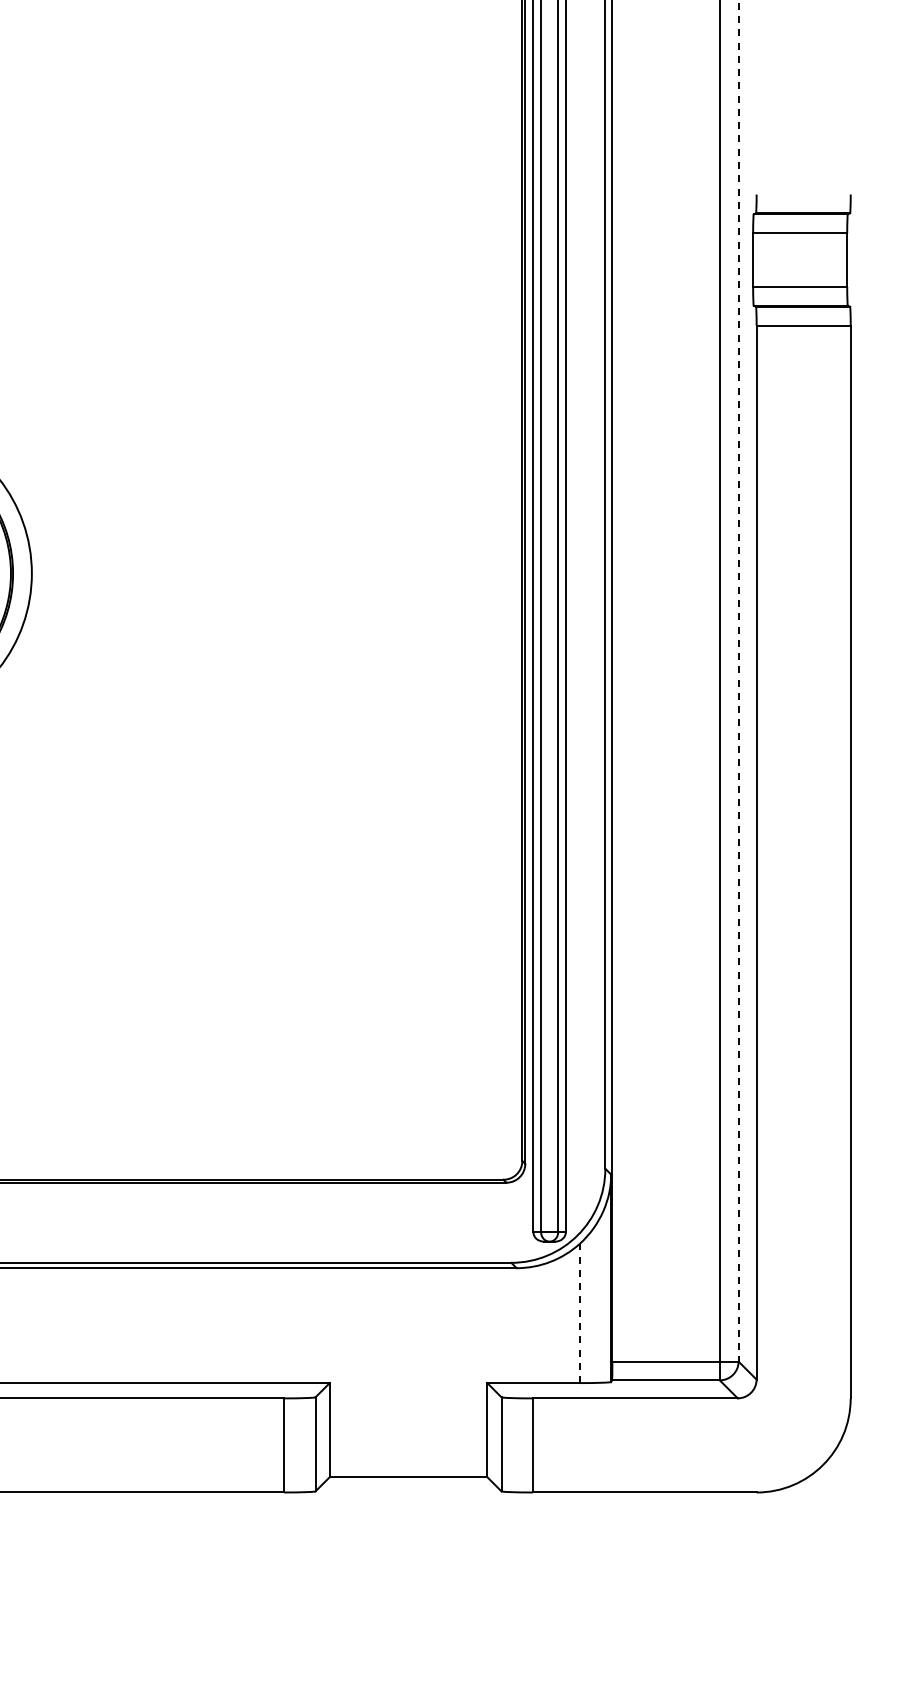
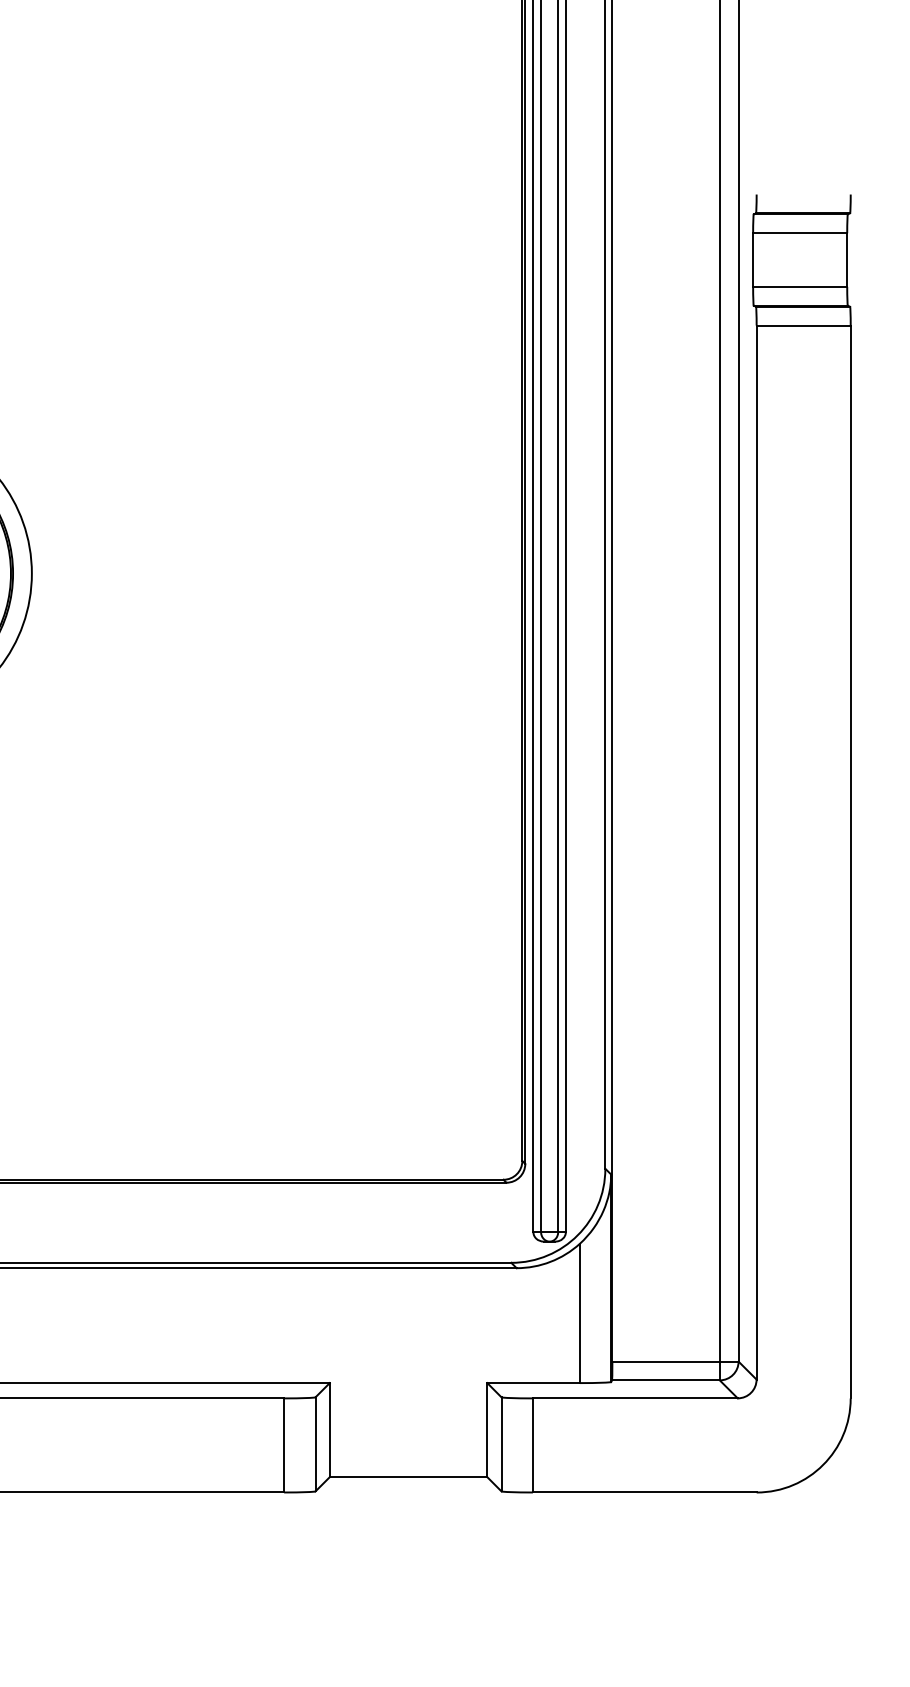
line: dashed -> solid (738, 680)
line: dashed -> solid (579, 1313)
